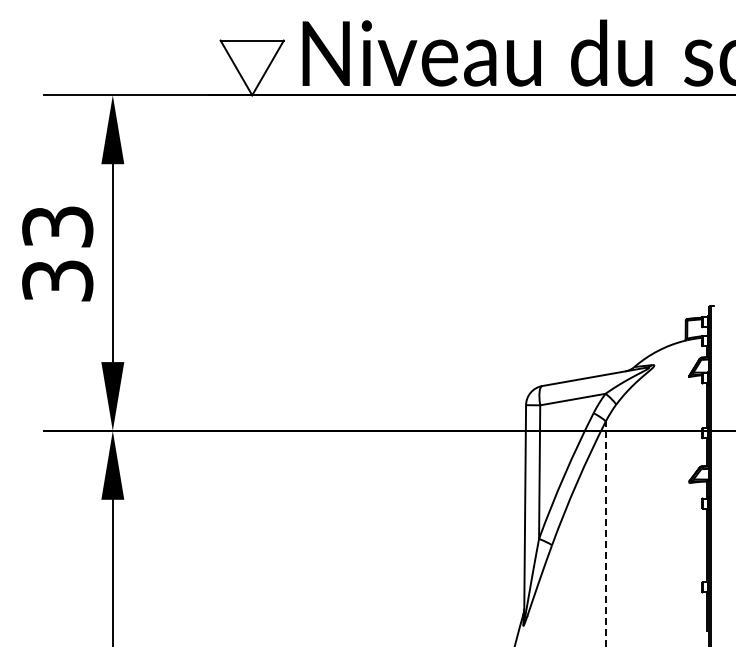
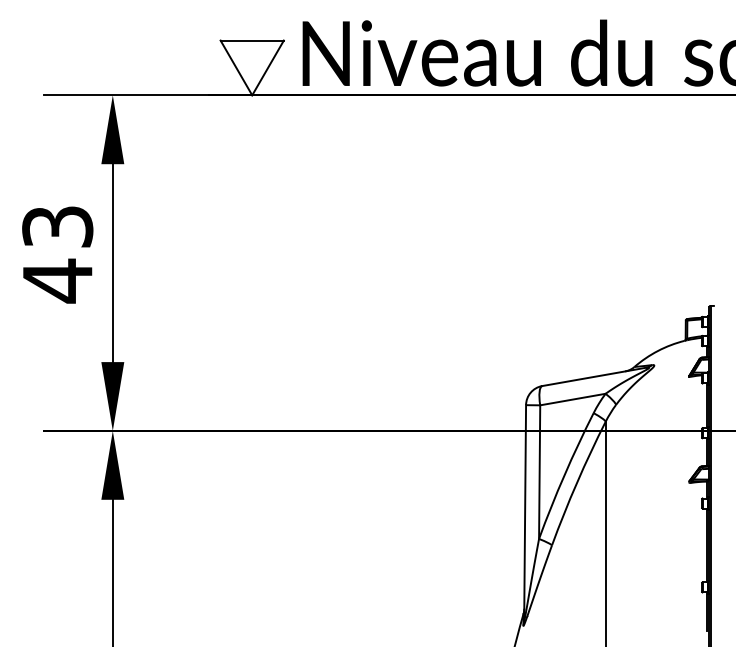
text: 33 -> 43 (57, 280)
line: dashed -> solid (605, 533)
